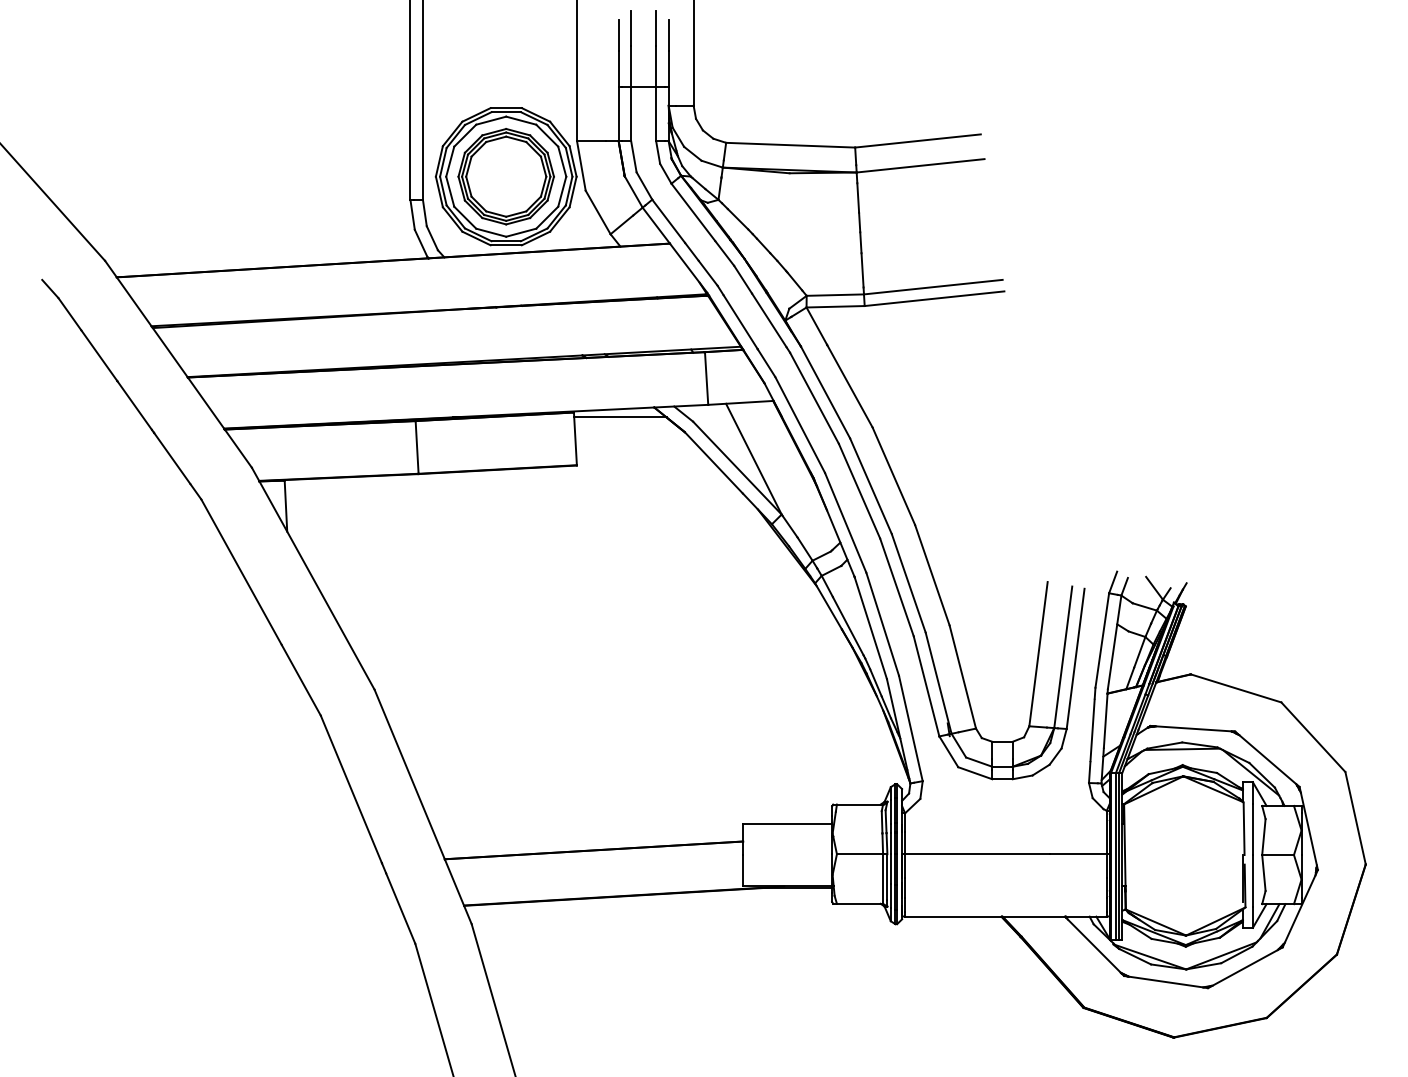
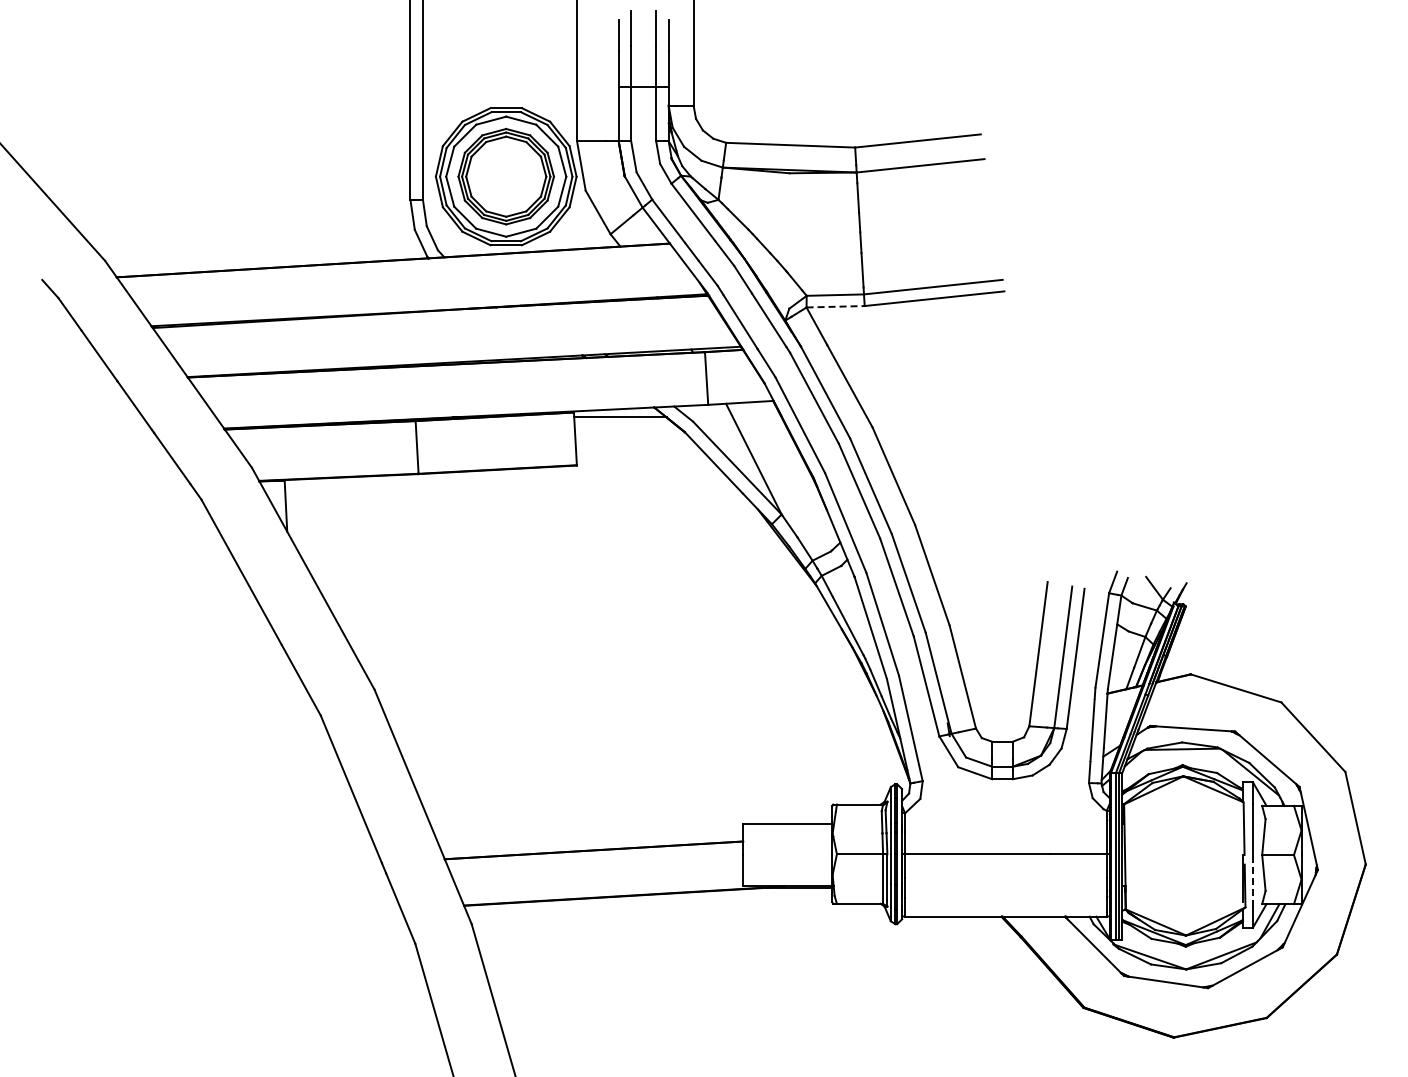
line: solid -> dashed (836, 306)
line: solid -> dashed (1252, 880)
